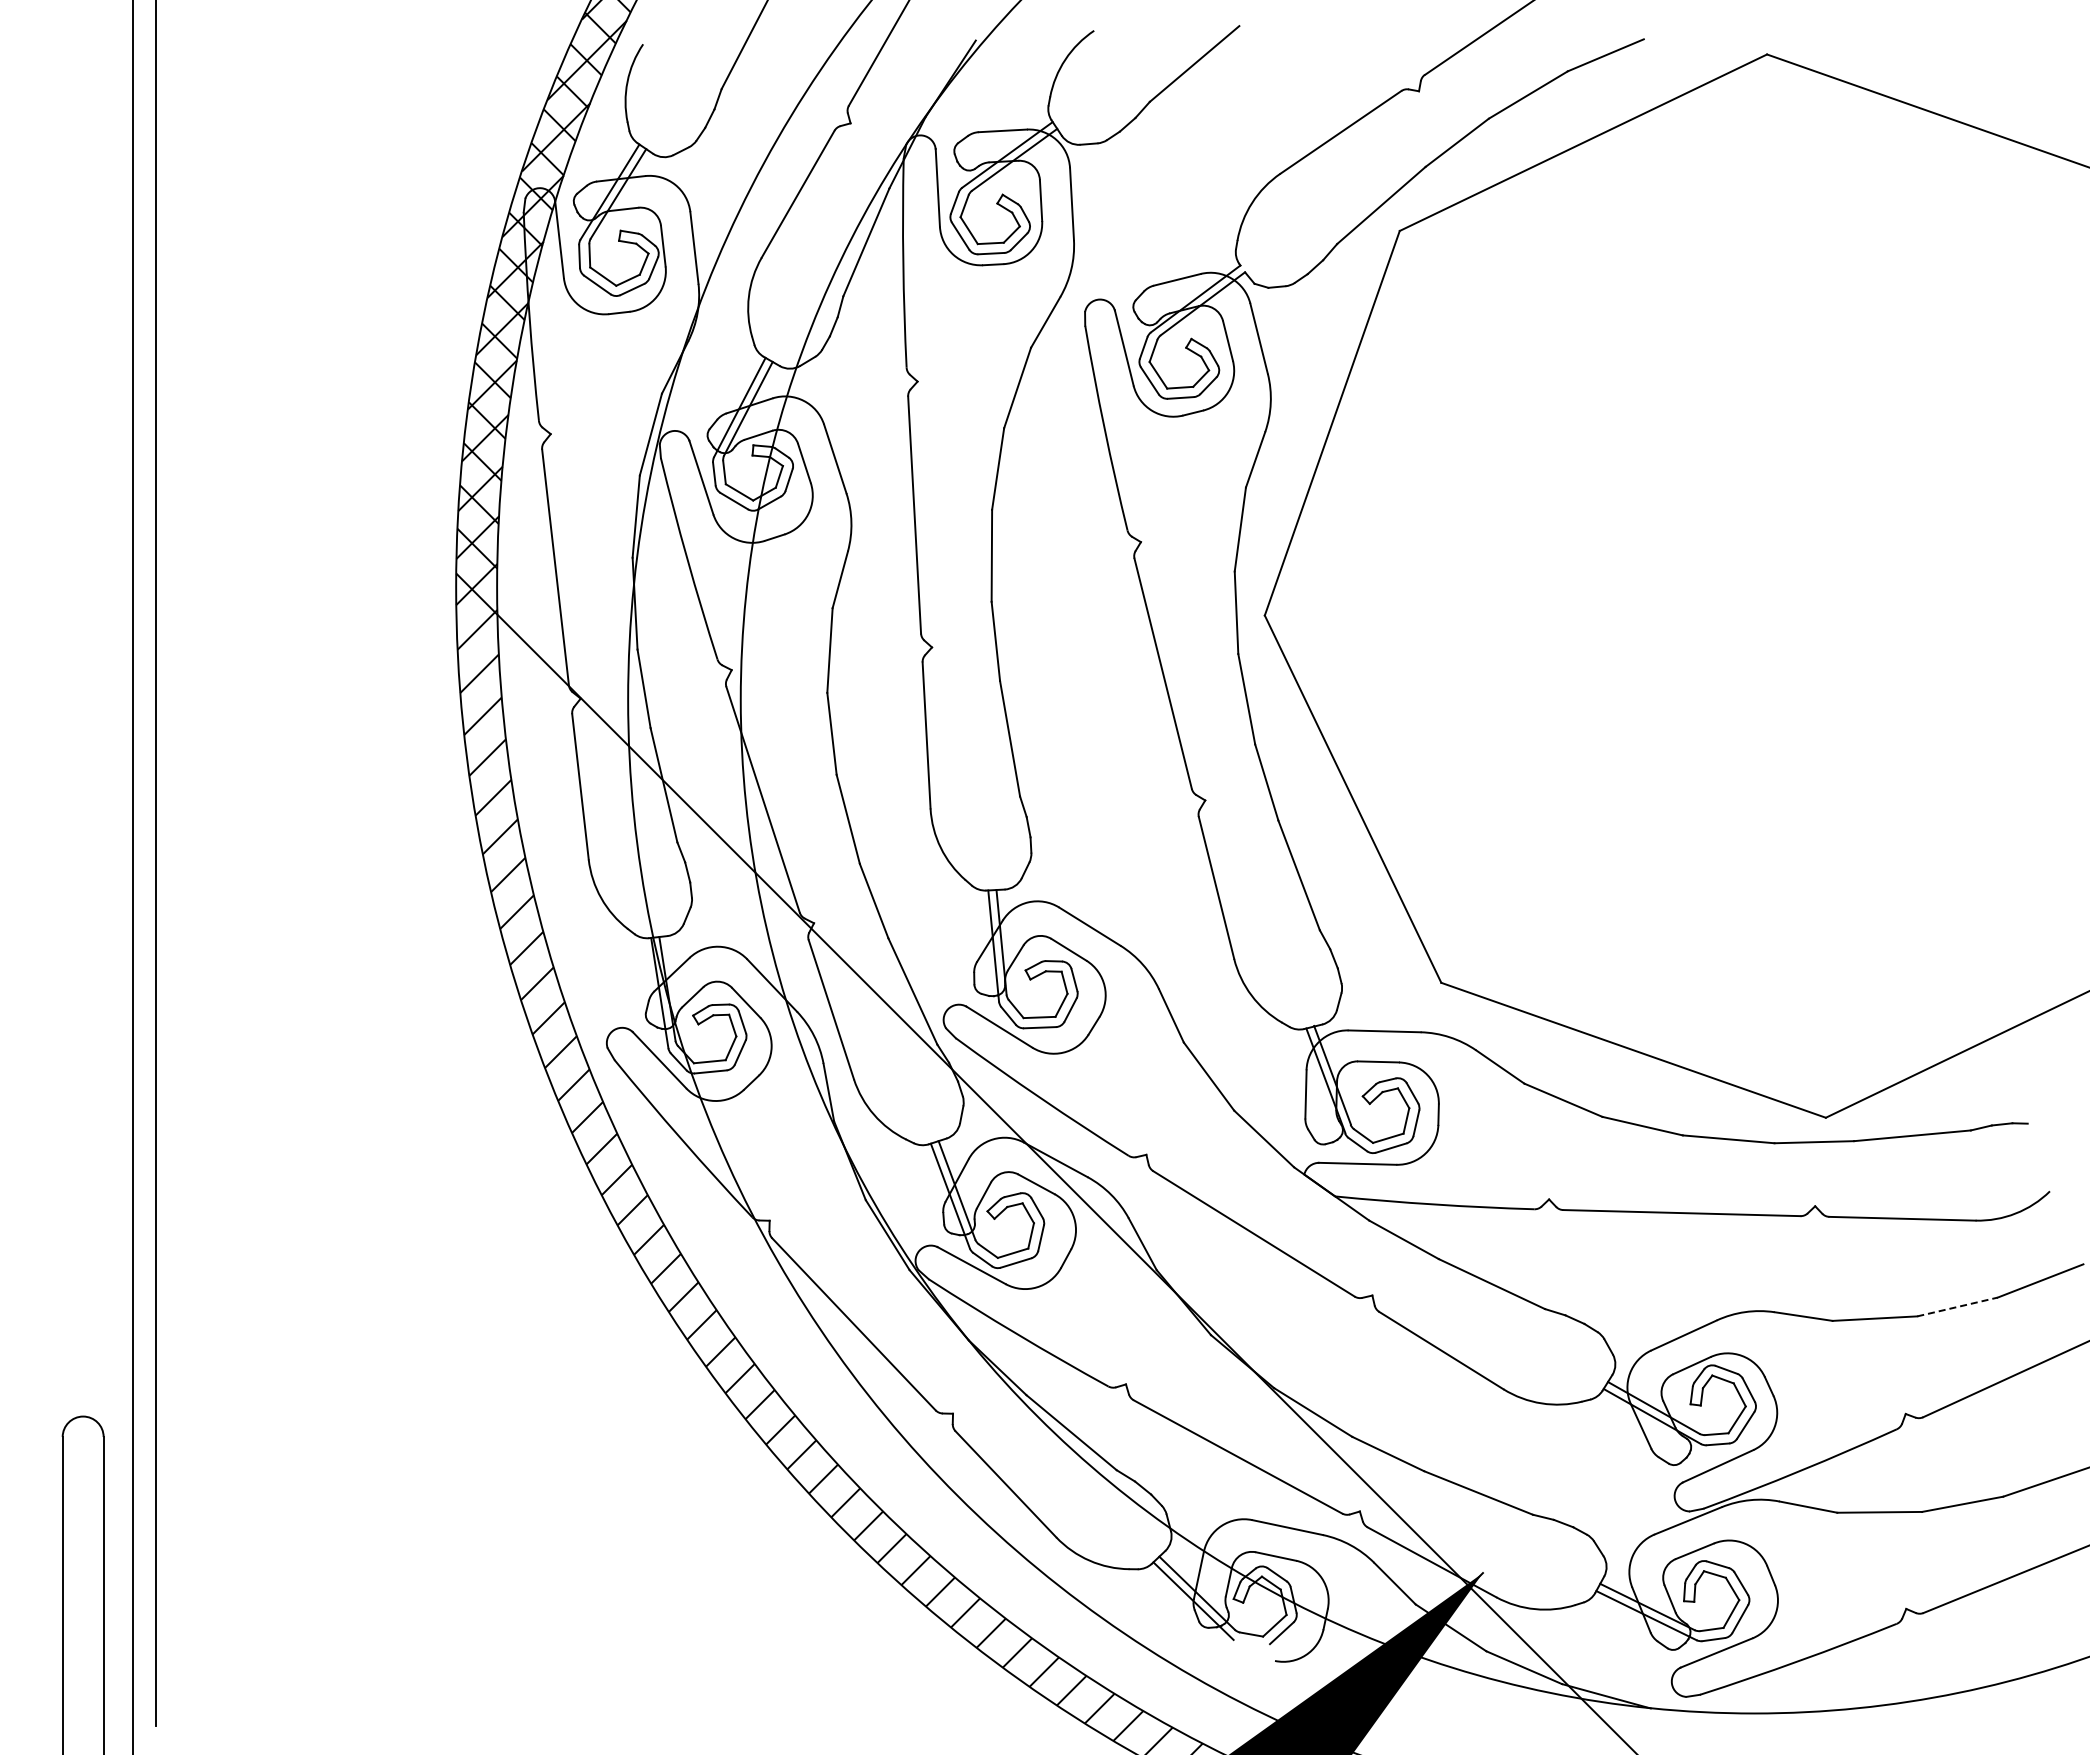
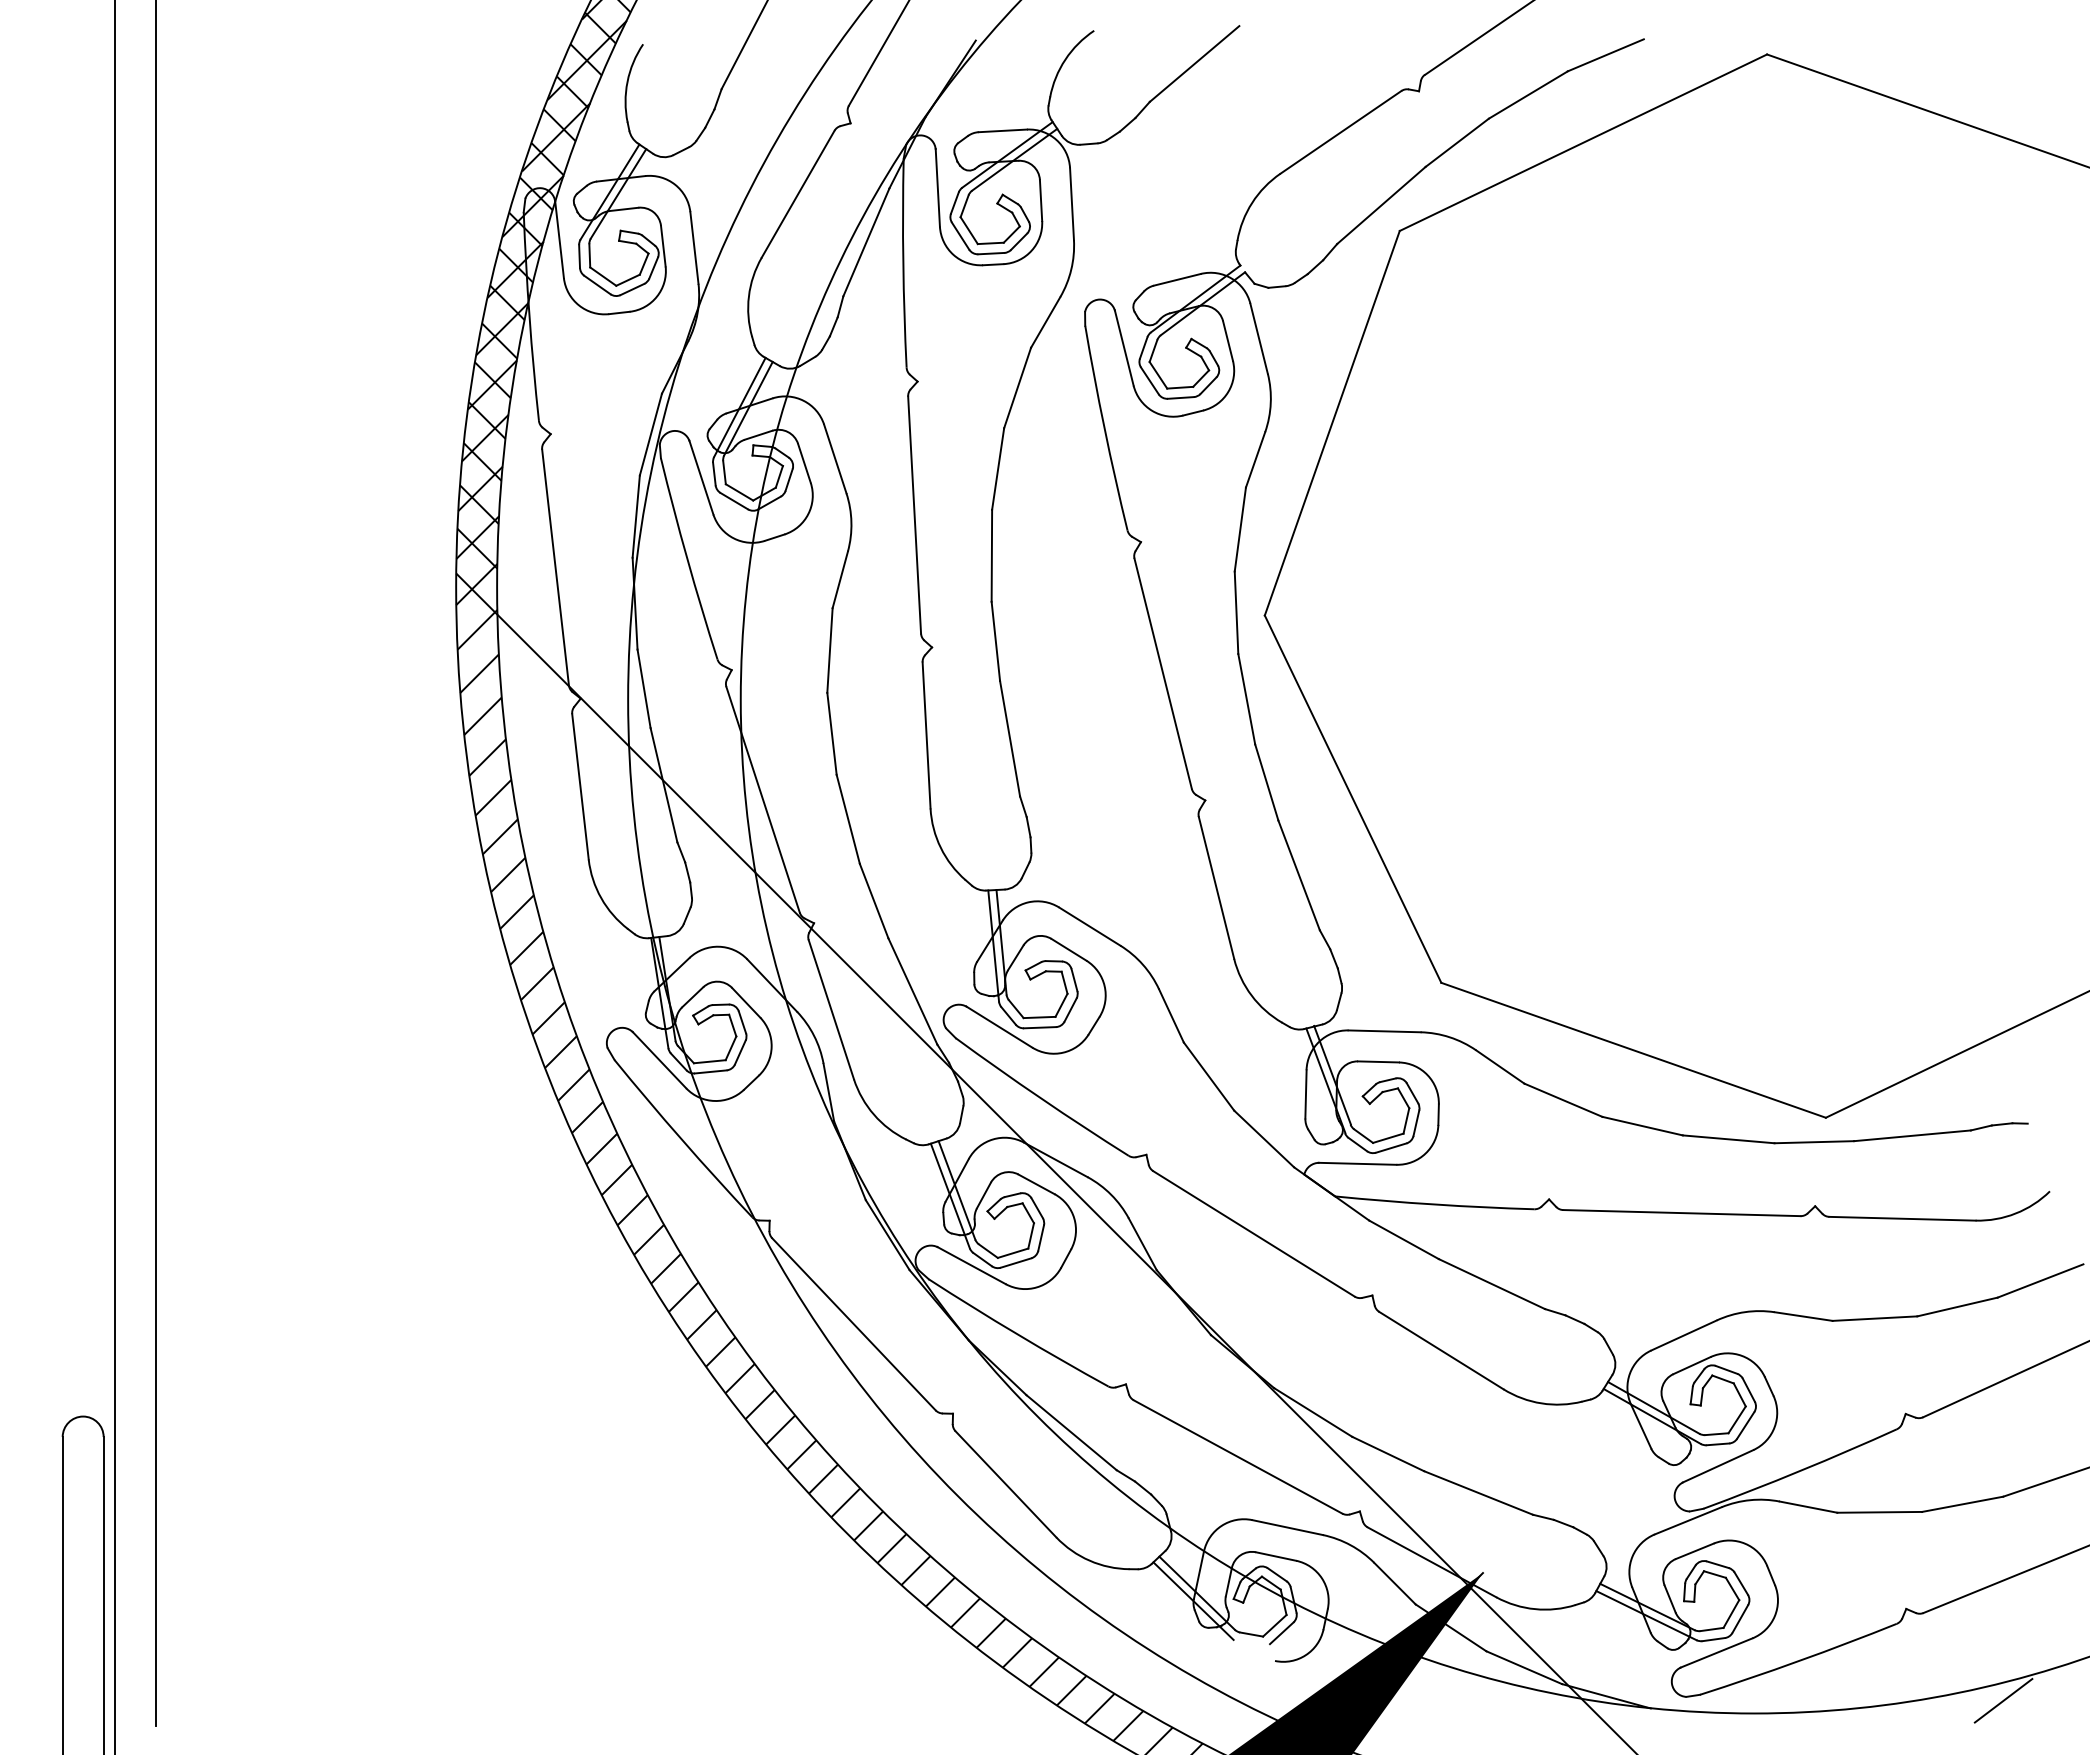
line position: (133, 876) -> (115, 876) (115, 876)
line: dashed -> solid (1957, 1306)
line: none -> present (2003, 1700)
